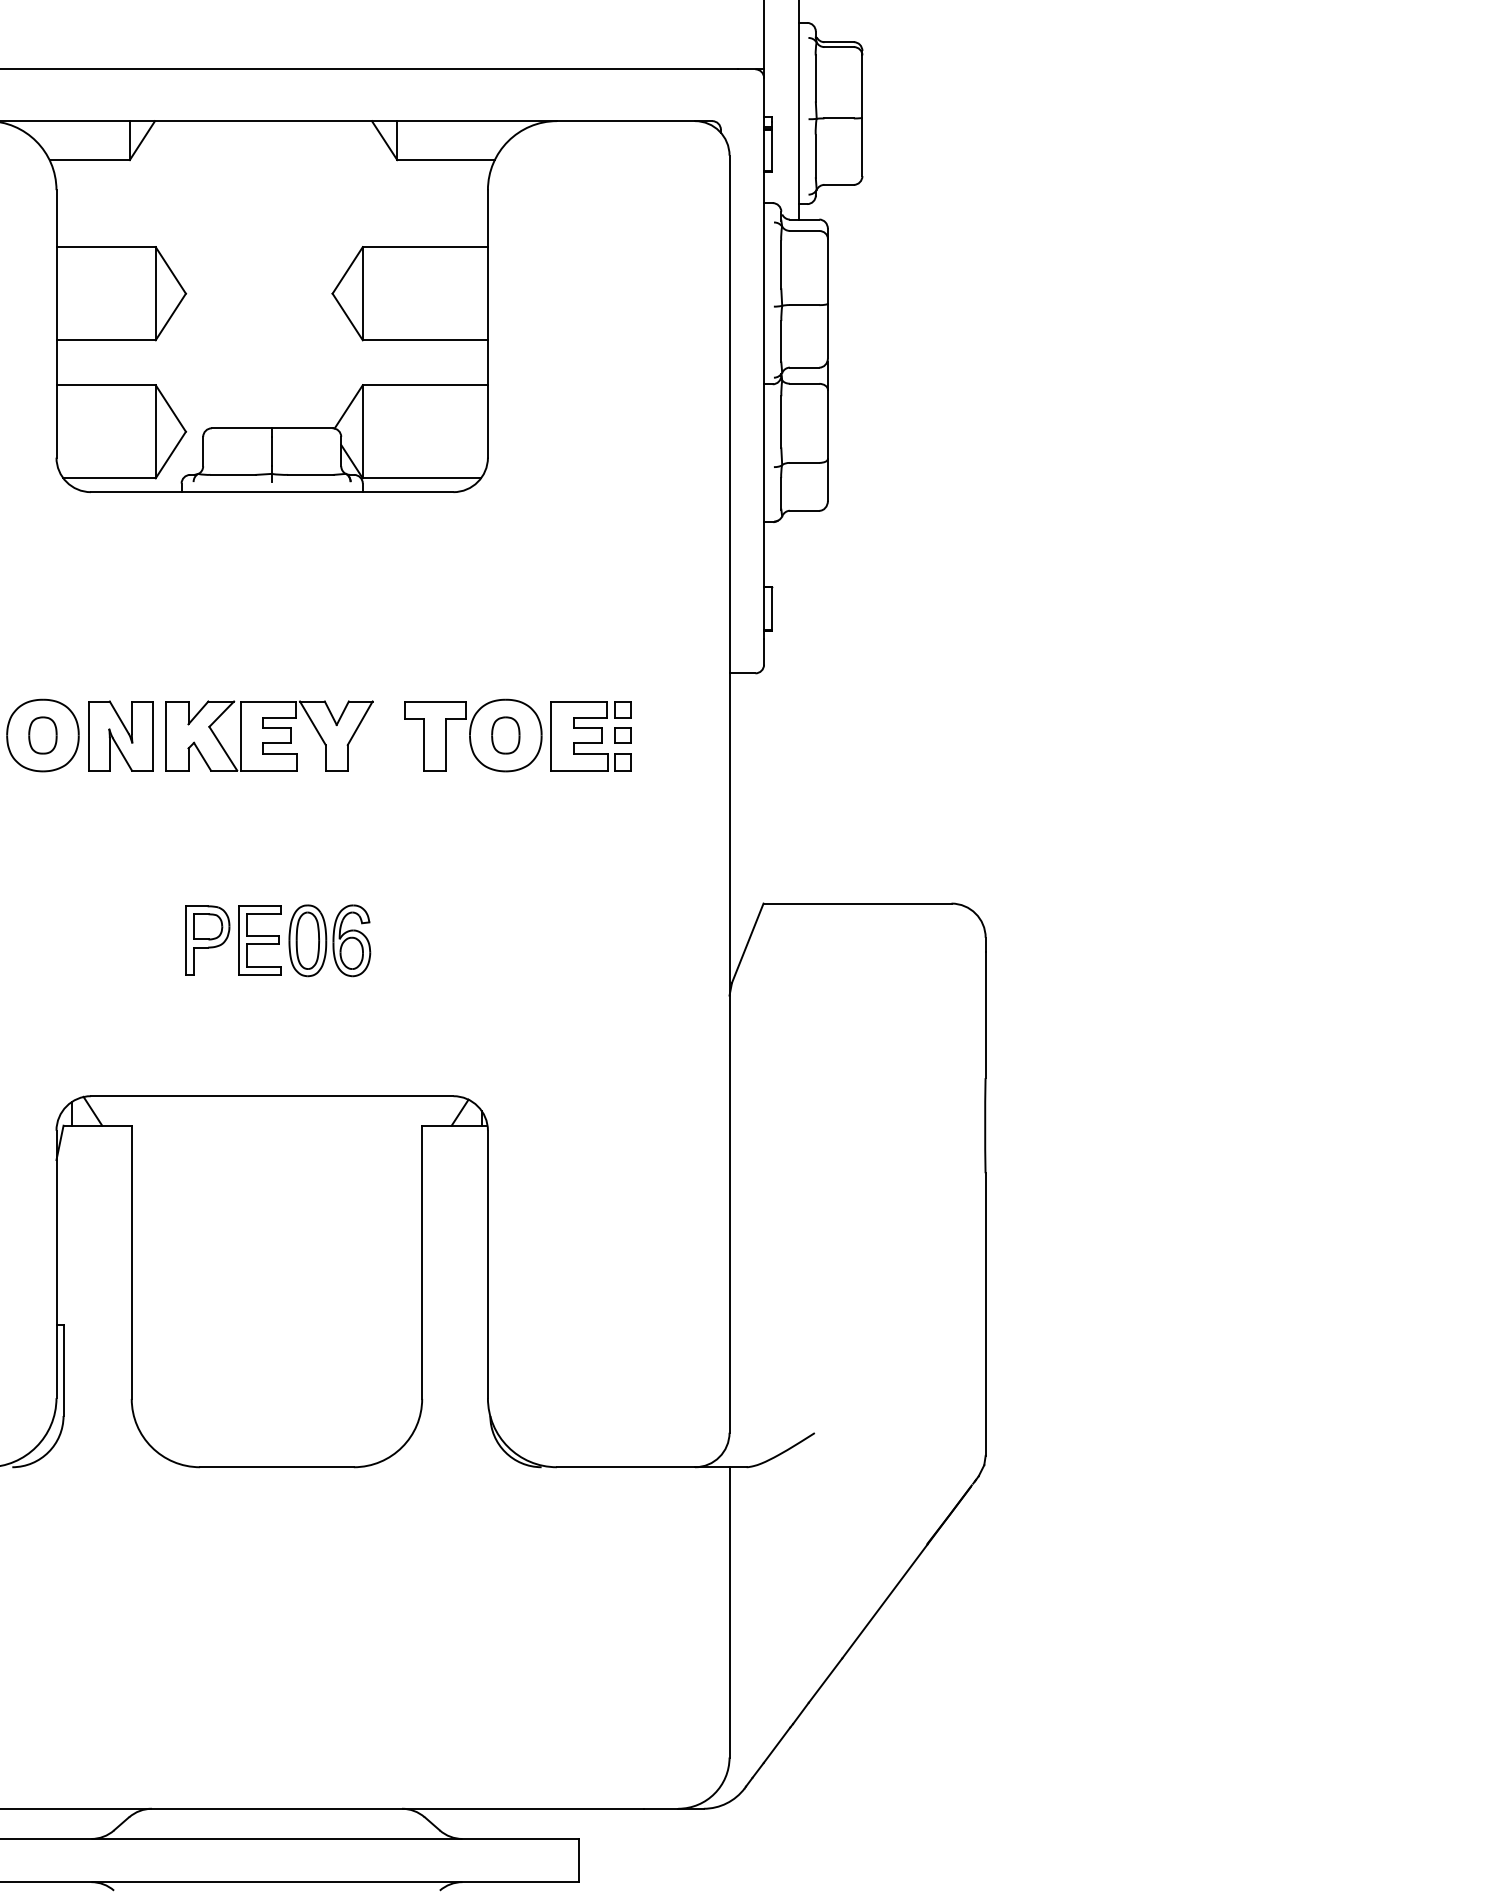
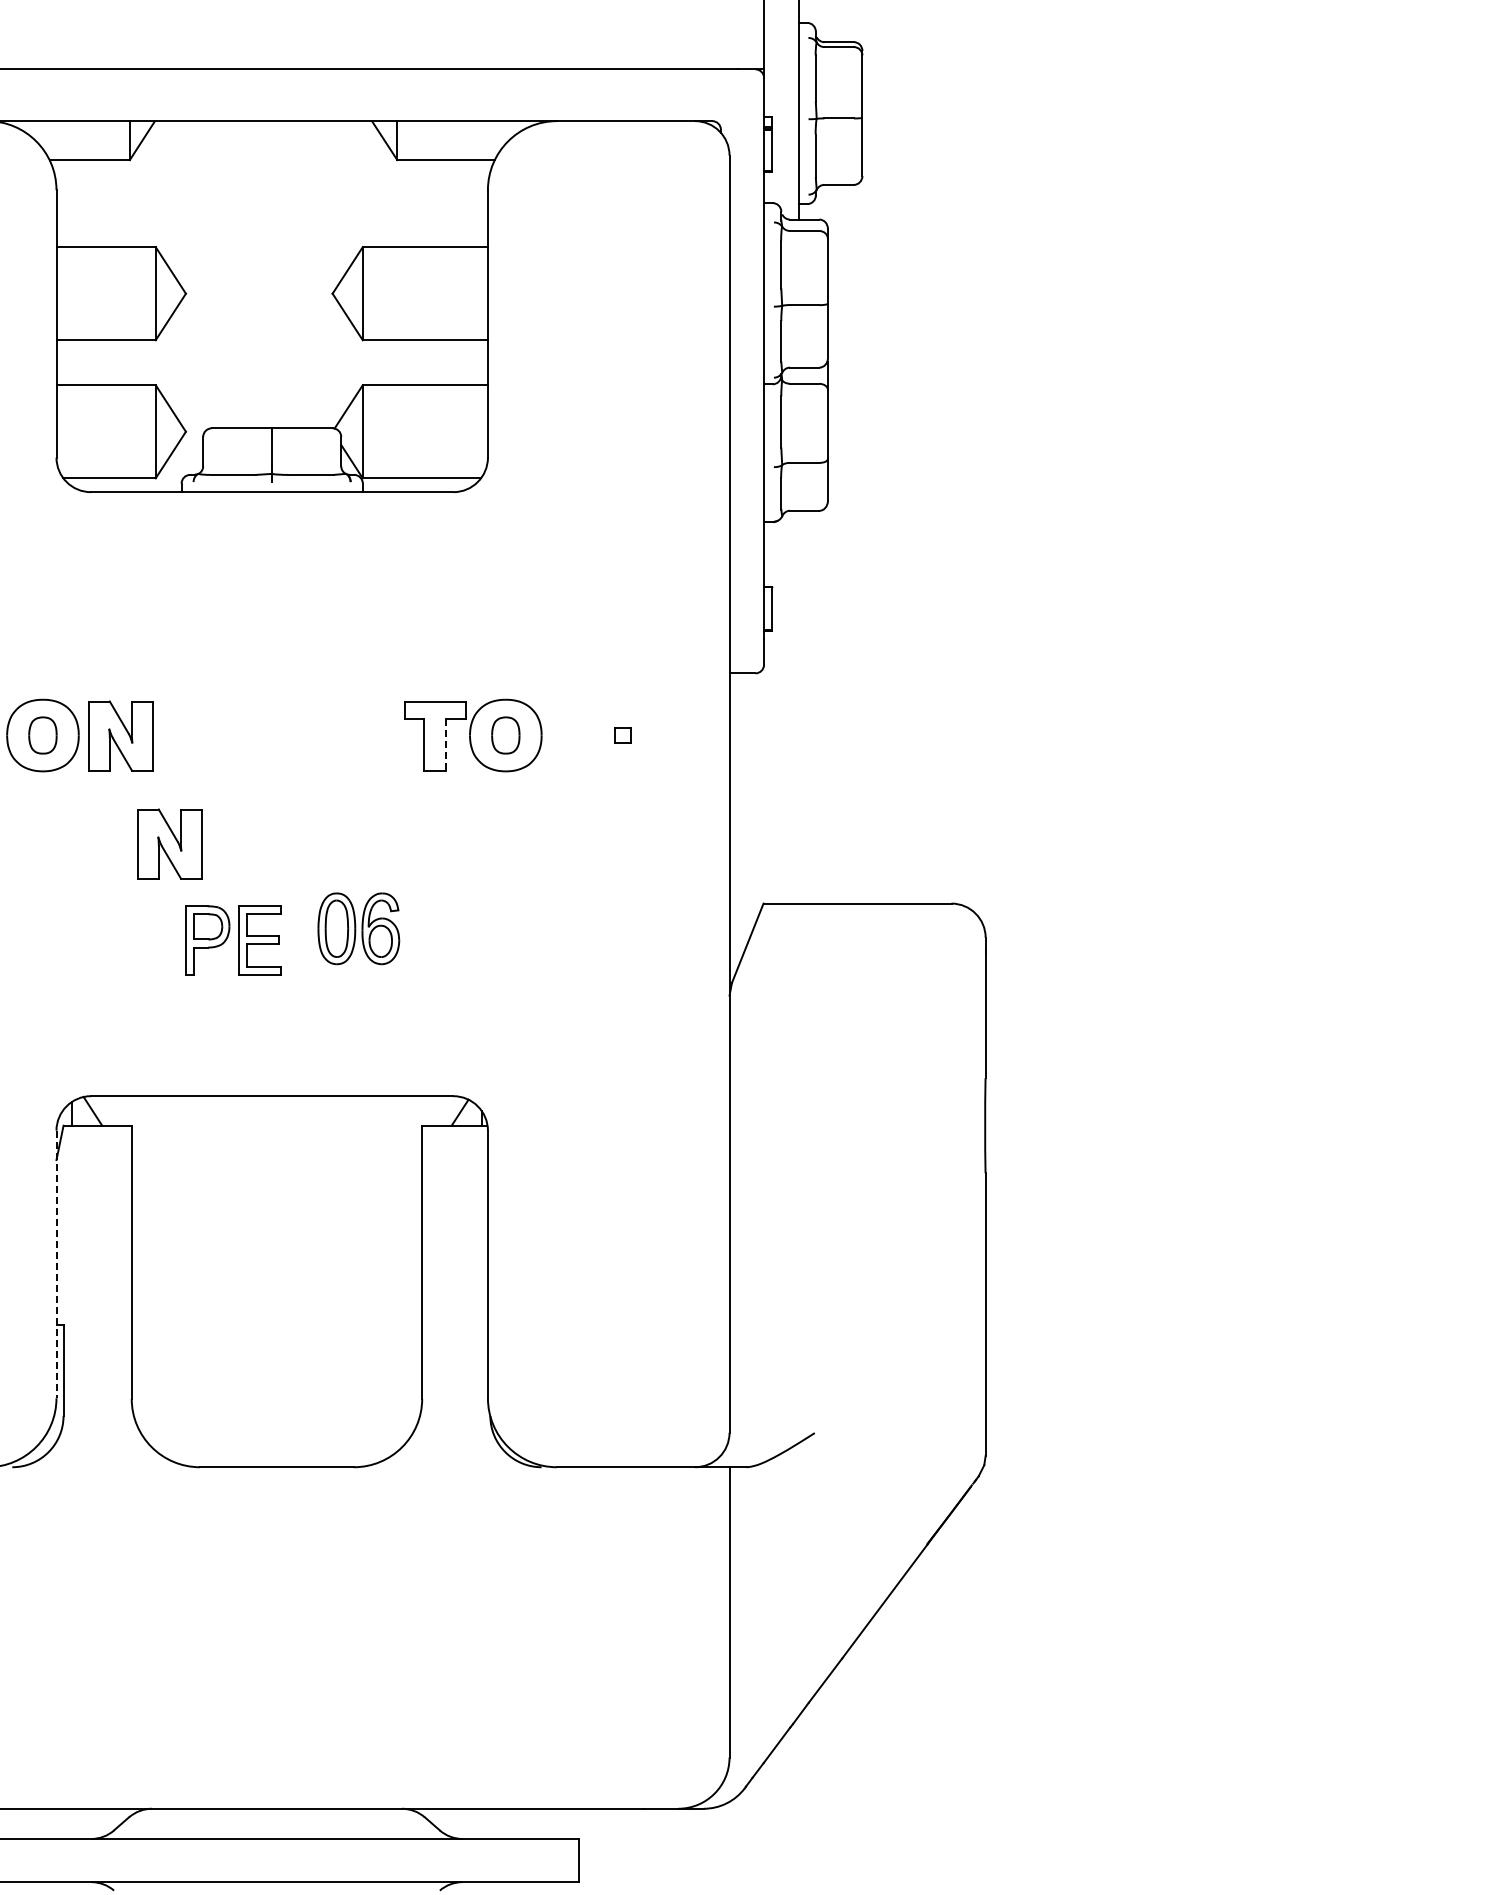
part: present -> none (269, 735)
part: present -> none (590, 736)
line: solid -> dashed (446, 744)
part: none -> present (169, 843)
part position: (329, 940) -> (358, 928) (358, 928)
line: solid -> dashed (56, 1264)
